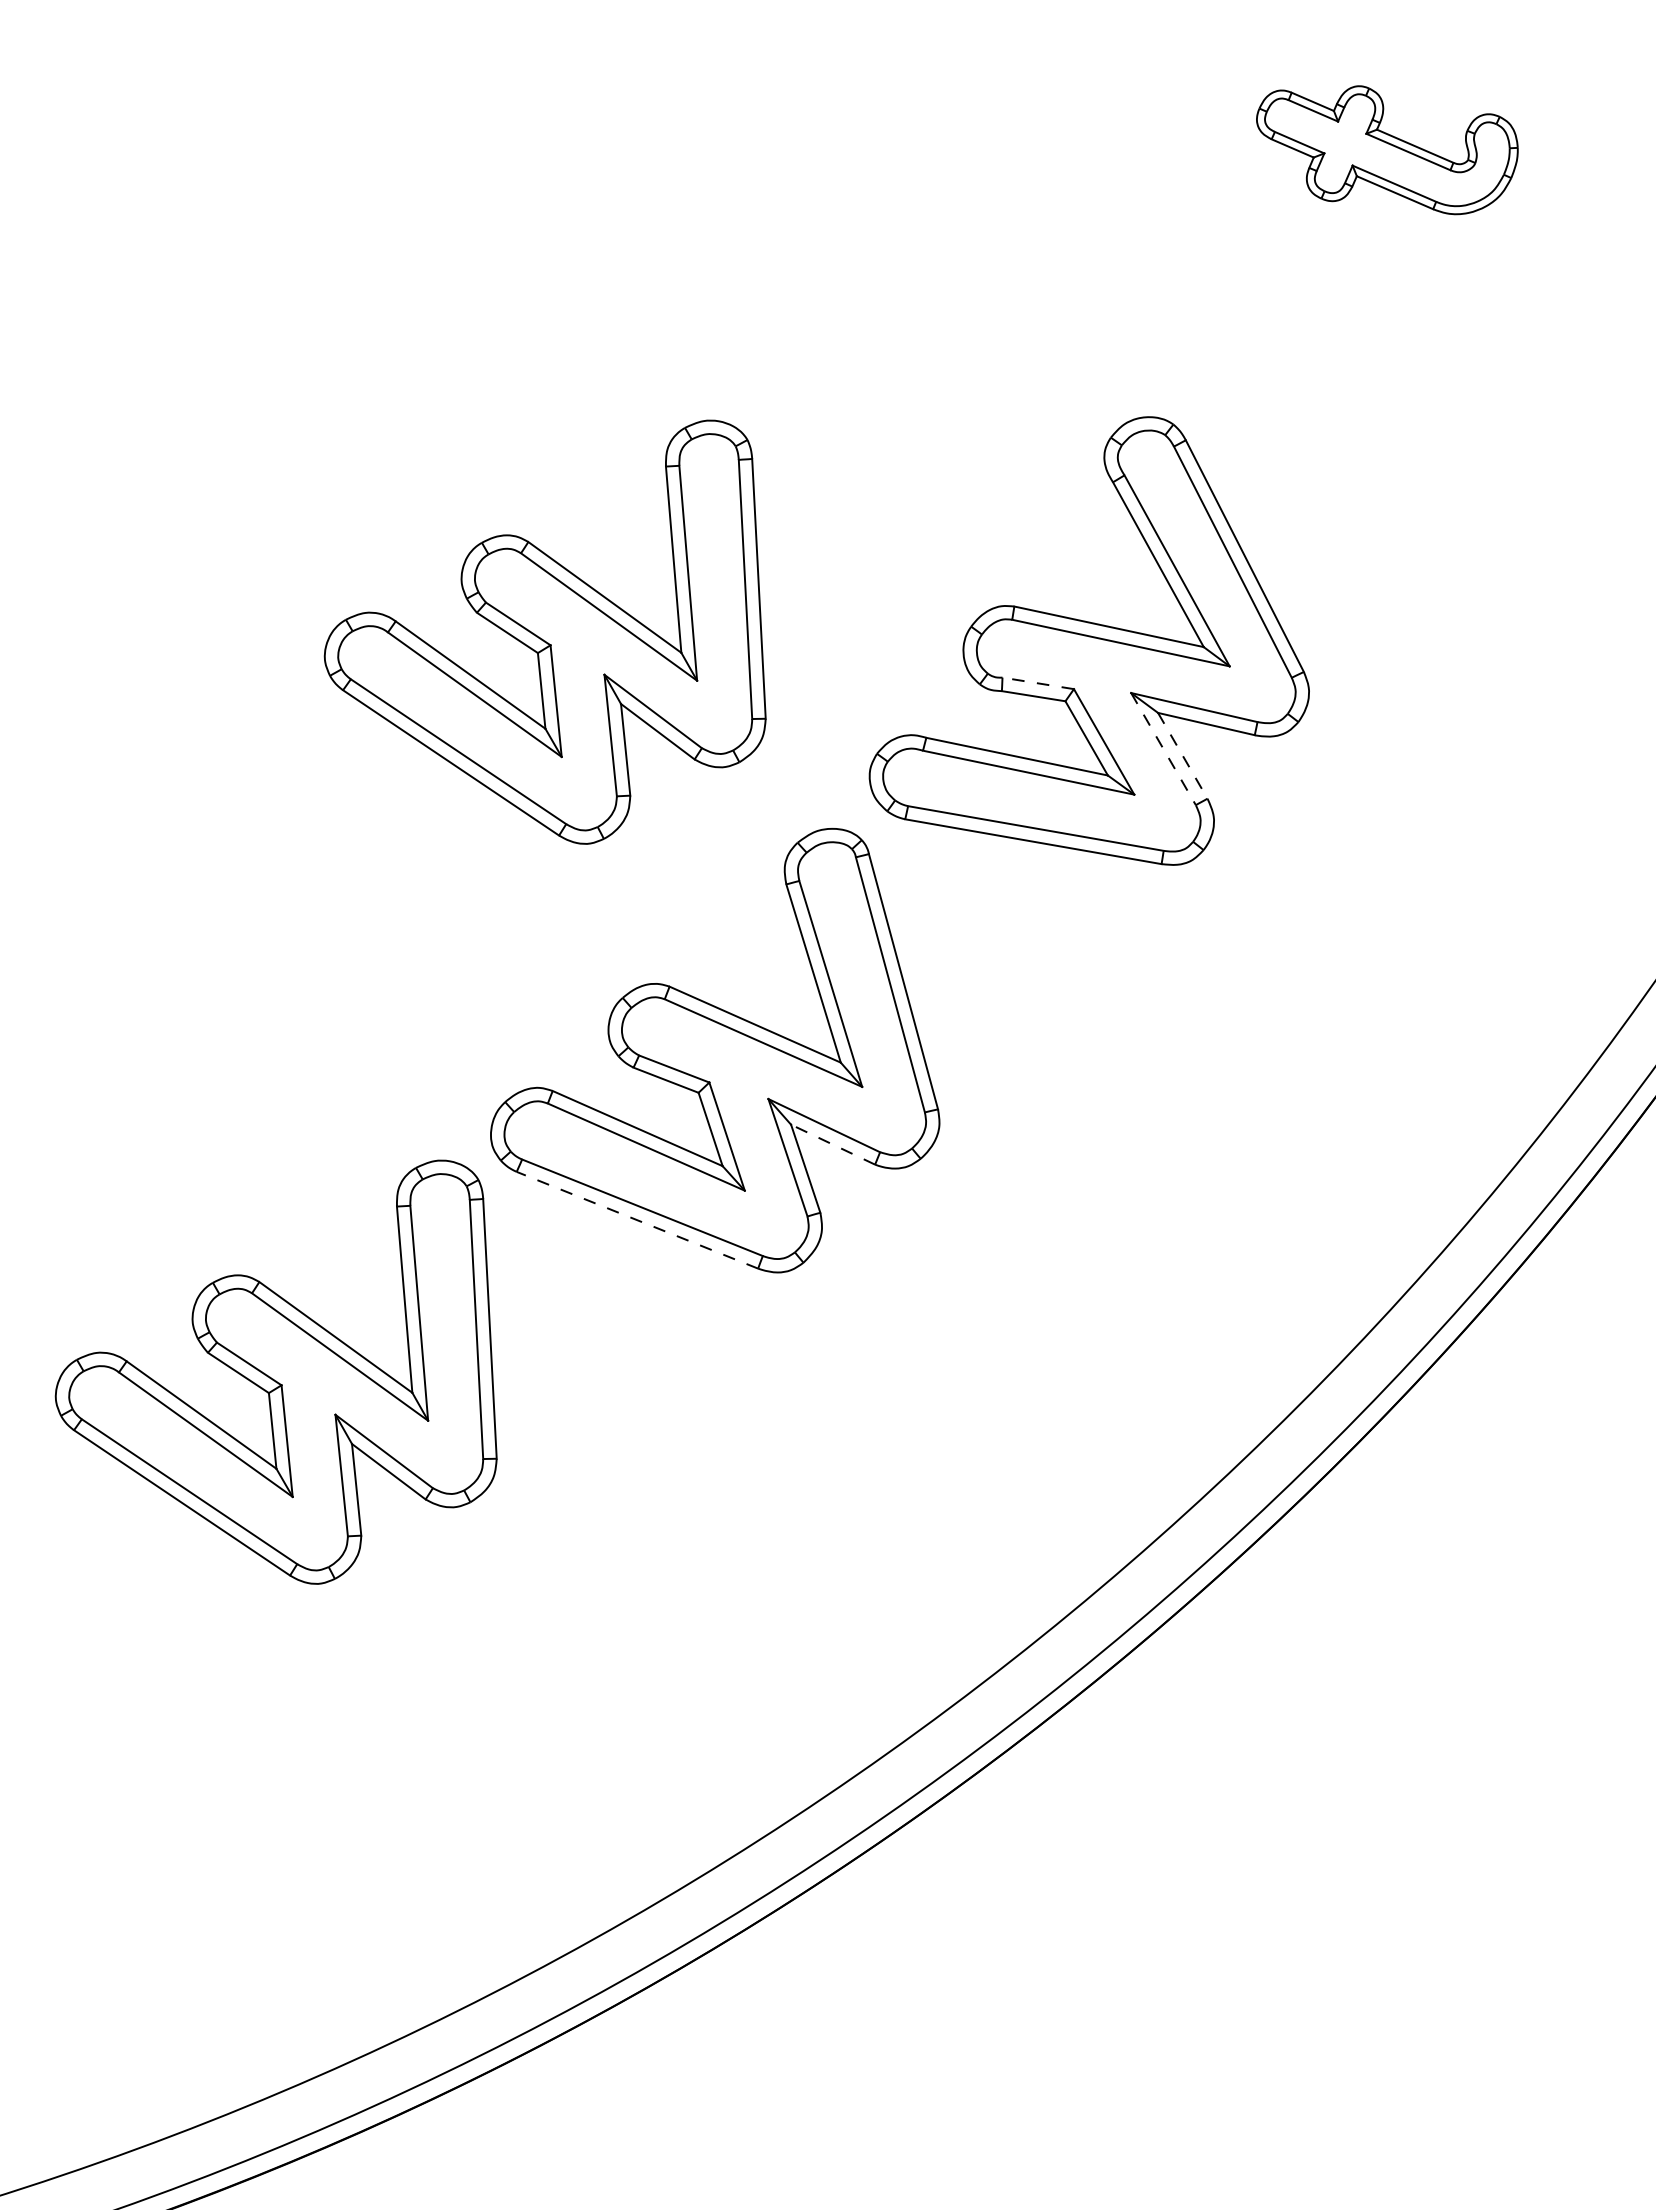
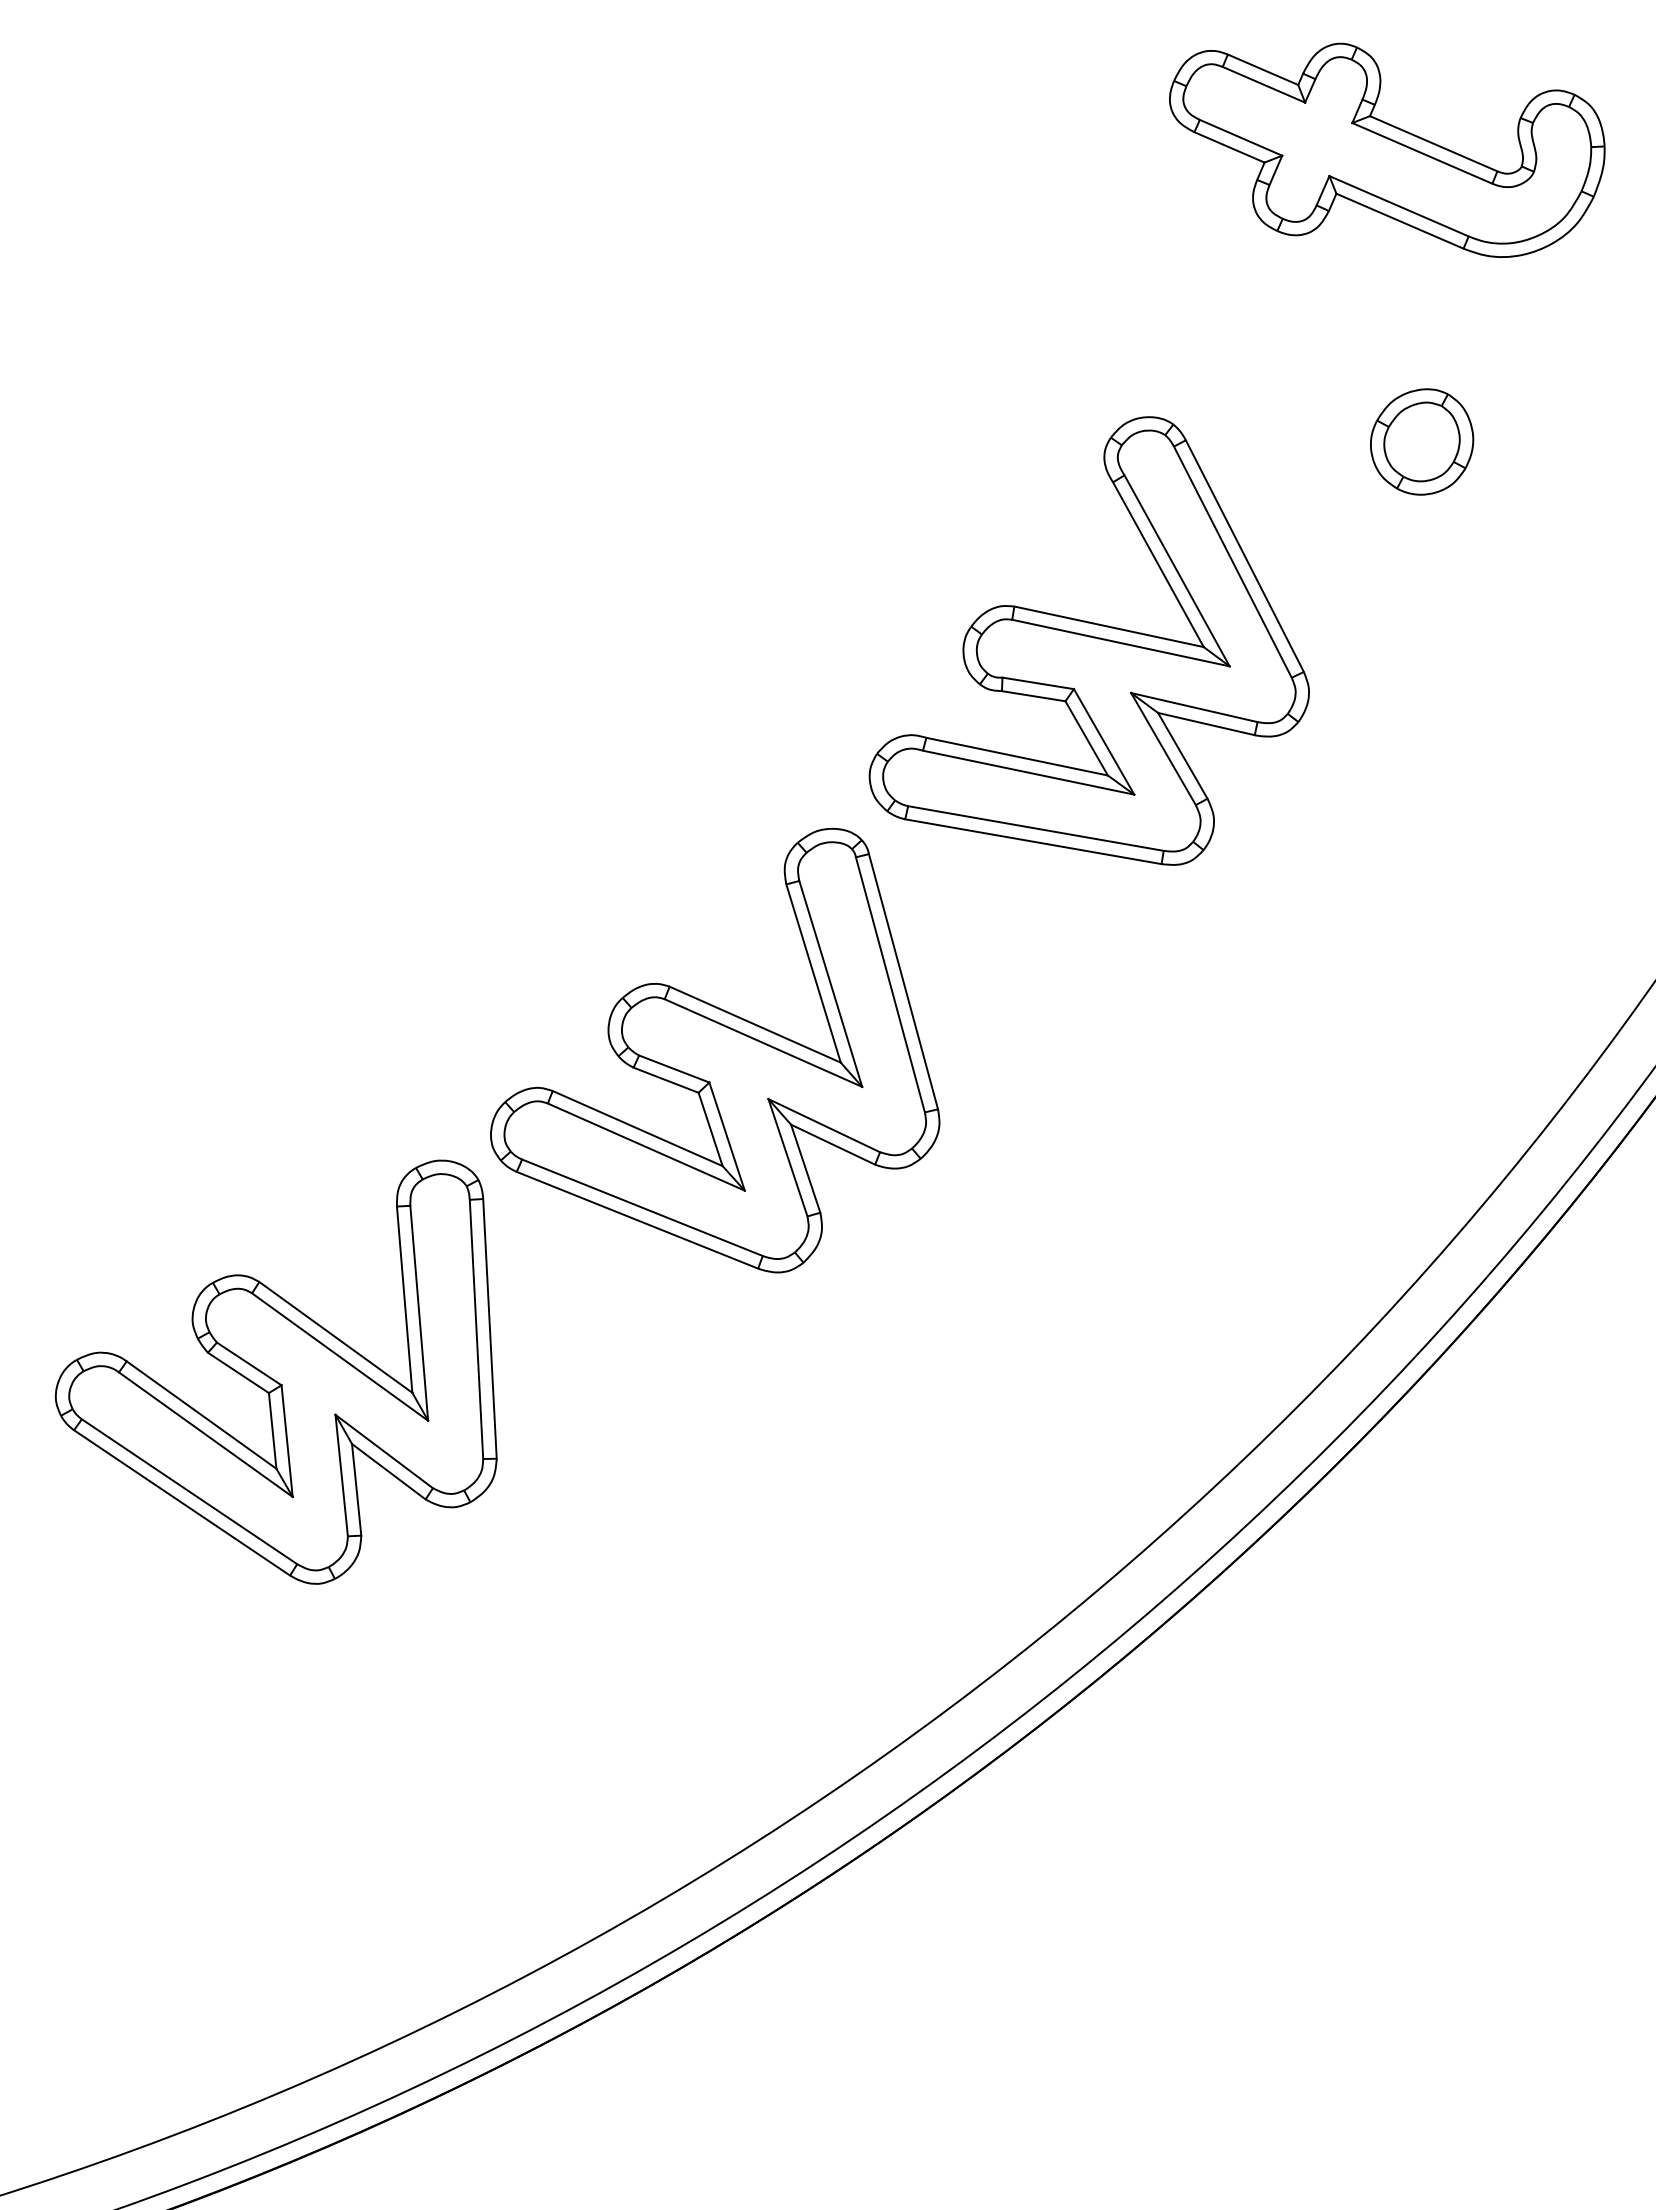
part size: 263x131 px -> 437x216 px (1387, 149)
part: none -> present (1422, 441)
part: present -> none (544, 631)
line: dashed -> solid (1037, 683)
line: dashed -> solid (1163, 749)
line: dashed -> solid (1183, 756)
line: dashed -> solid (832, 1144)
line: dashed -> solid (637, 1220)
